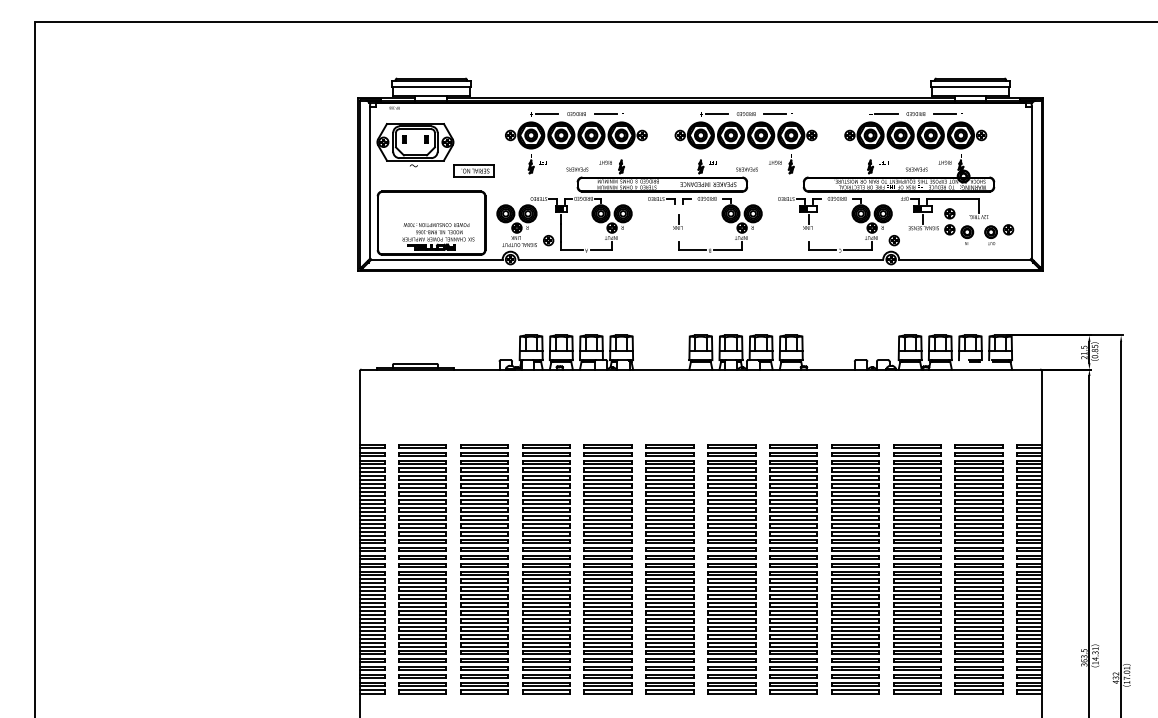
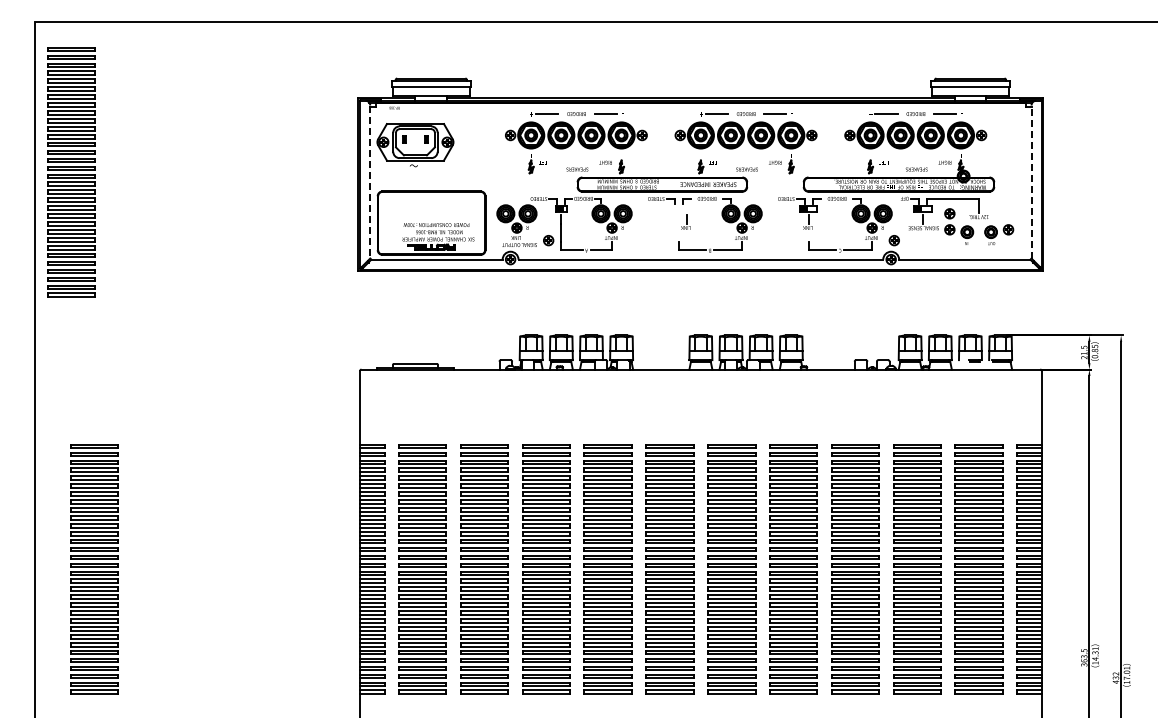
part: present -> none (473, 170)
part: none -> present (71, 172)
line: solid -> dashed (370, 182)
line: solid -> dashed (1031, 182)
part position: (677, 221) -> (685, 221) (685, 221)
part: none -> present (94, 569)
